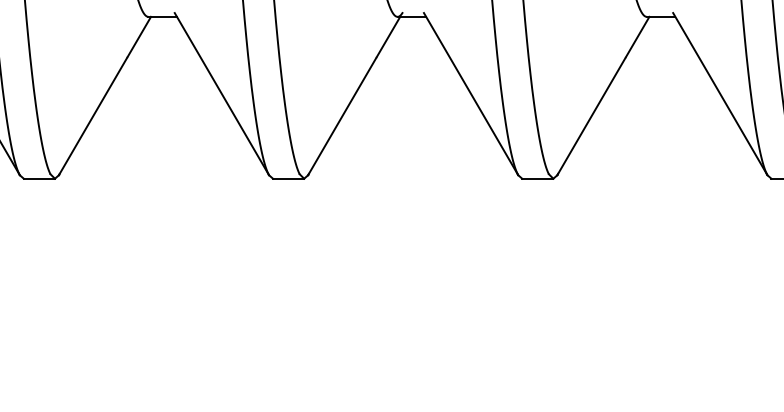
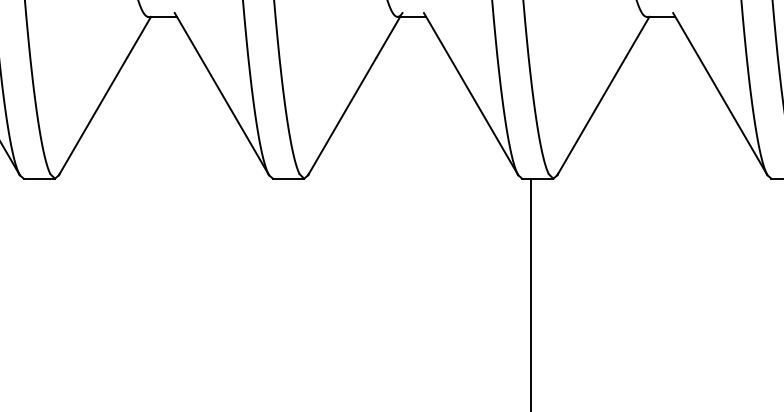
line: none -> present (531, 293)
